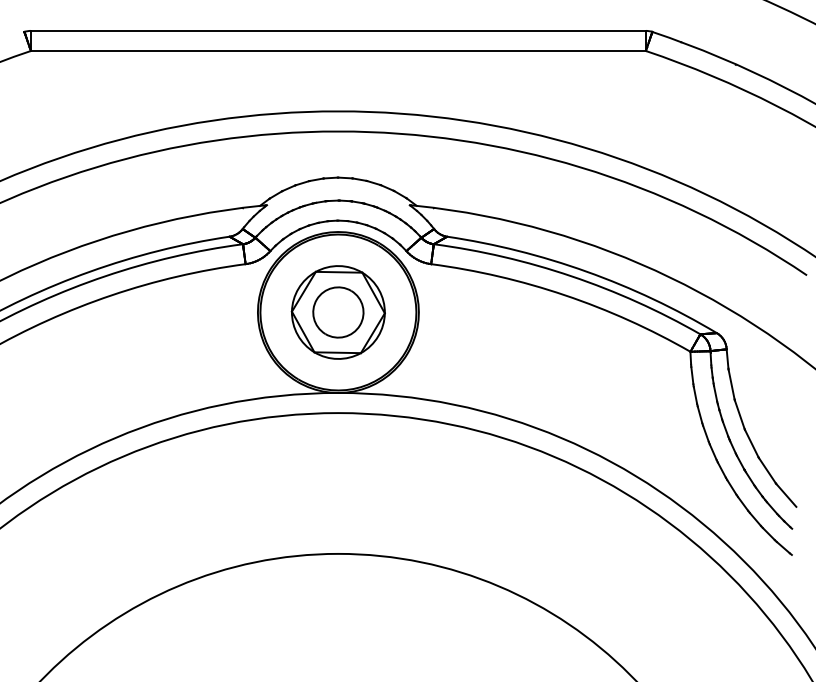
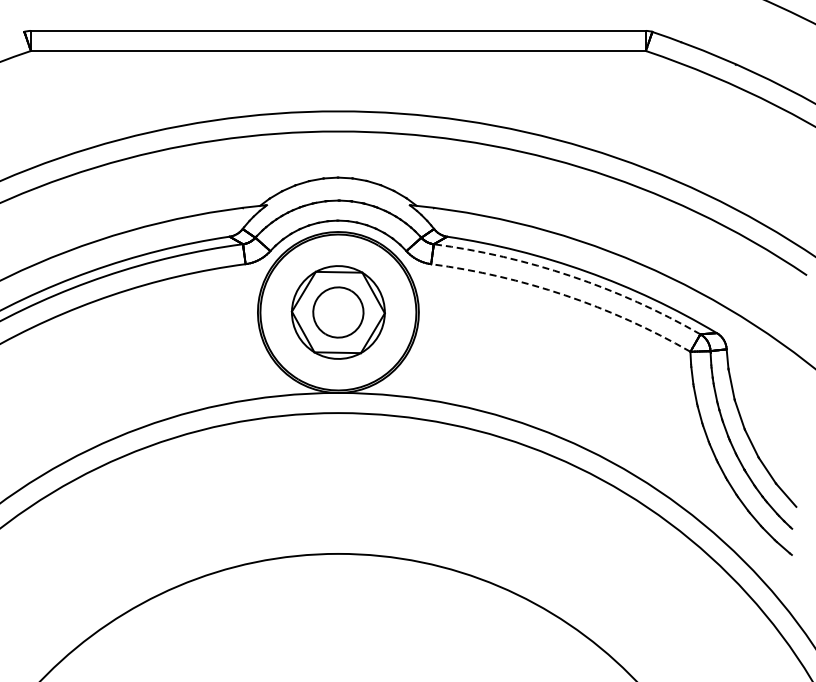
arc: solid -> dashed (571, 276)
arc: solid -> dashed (565, 295)
